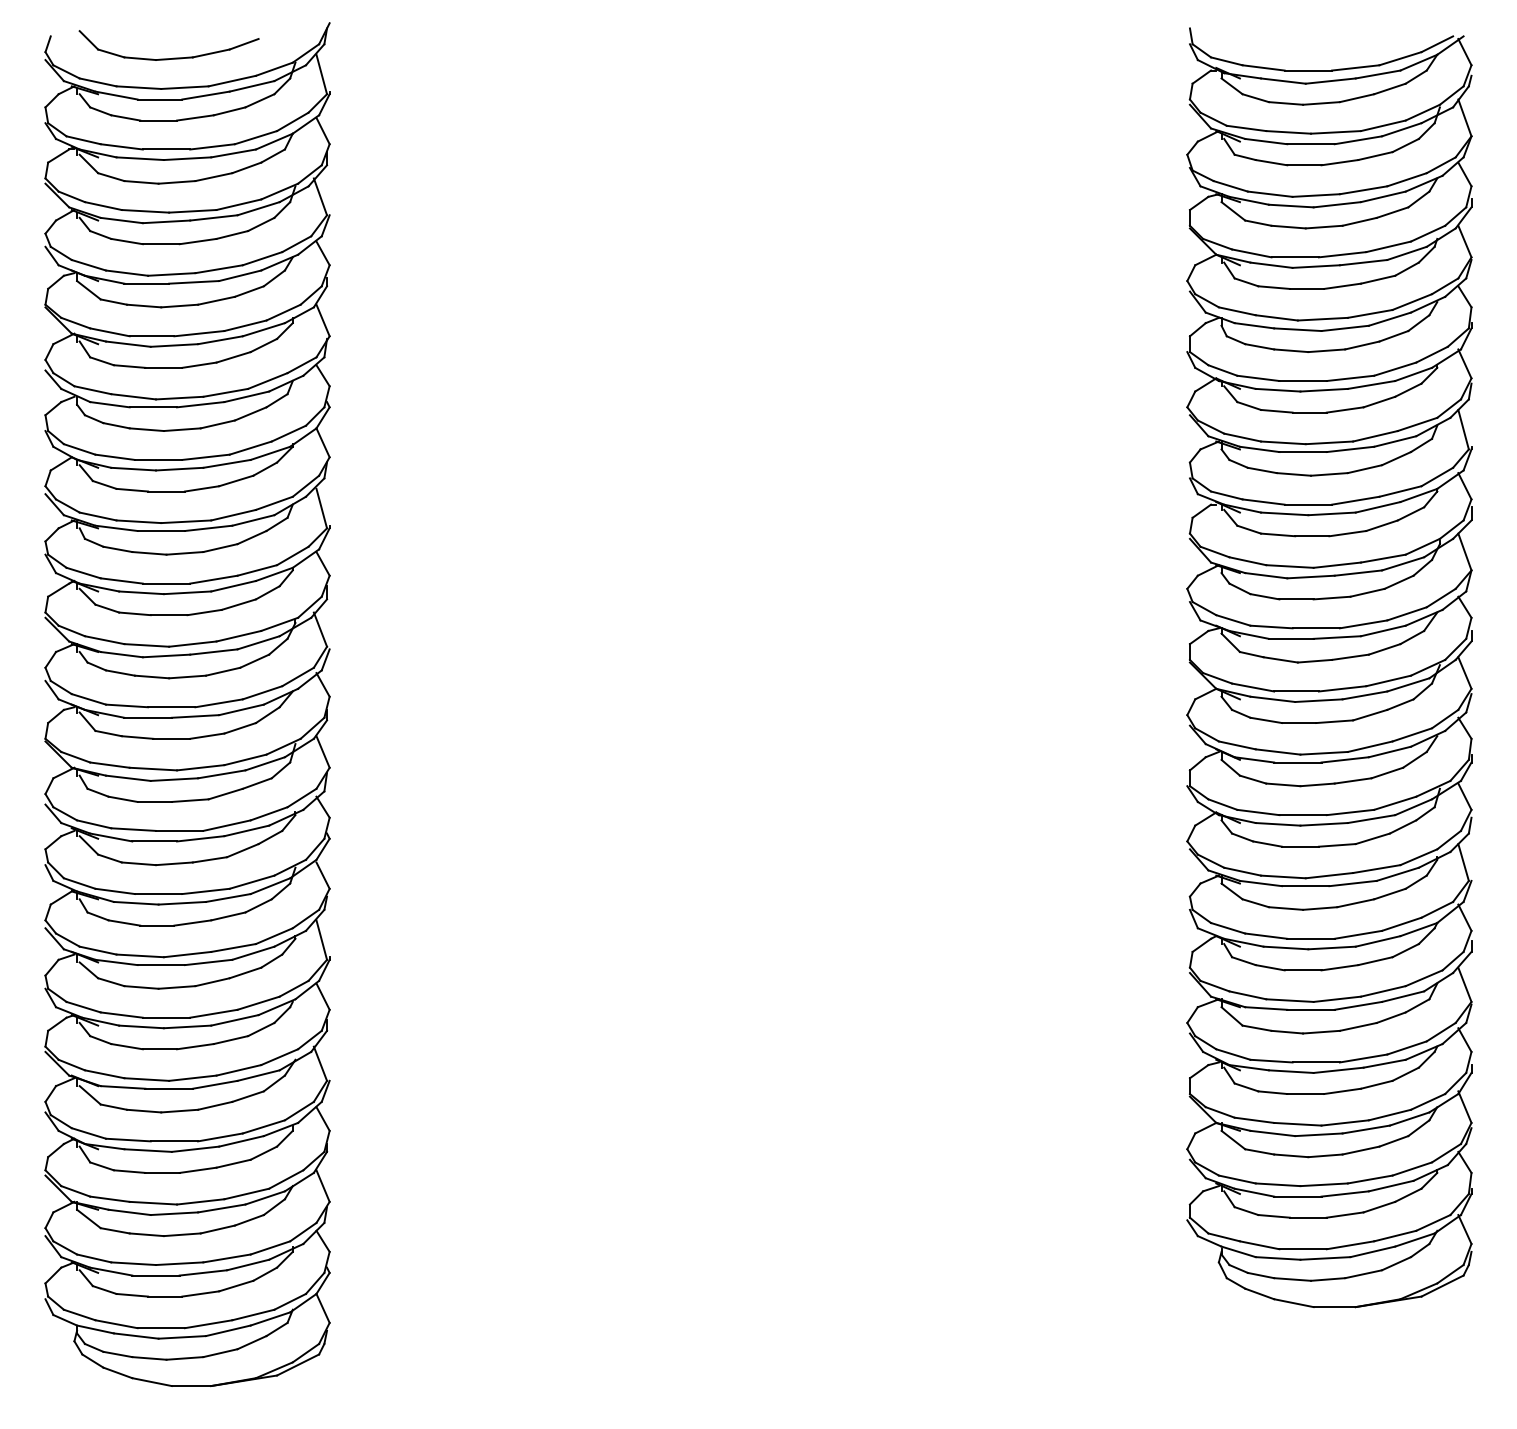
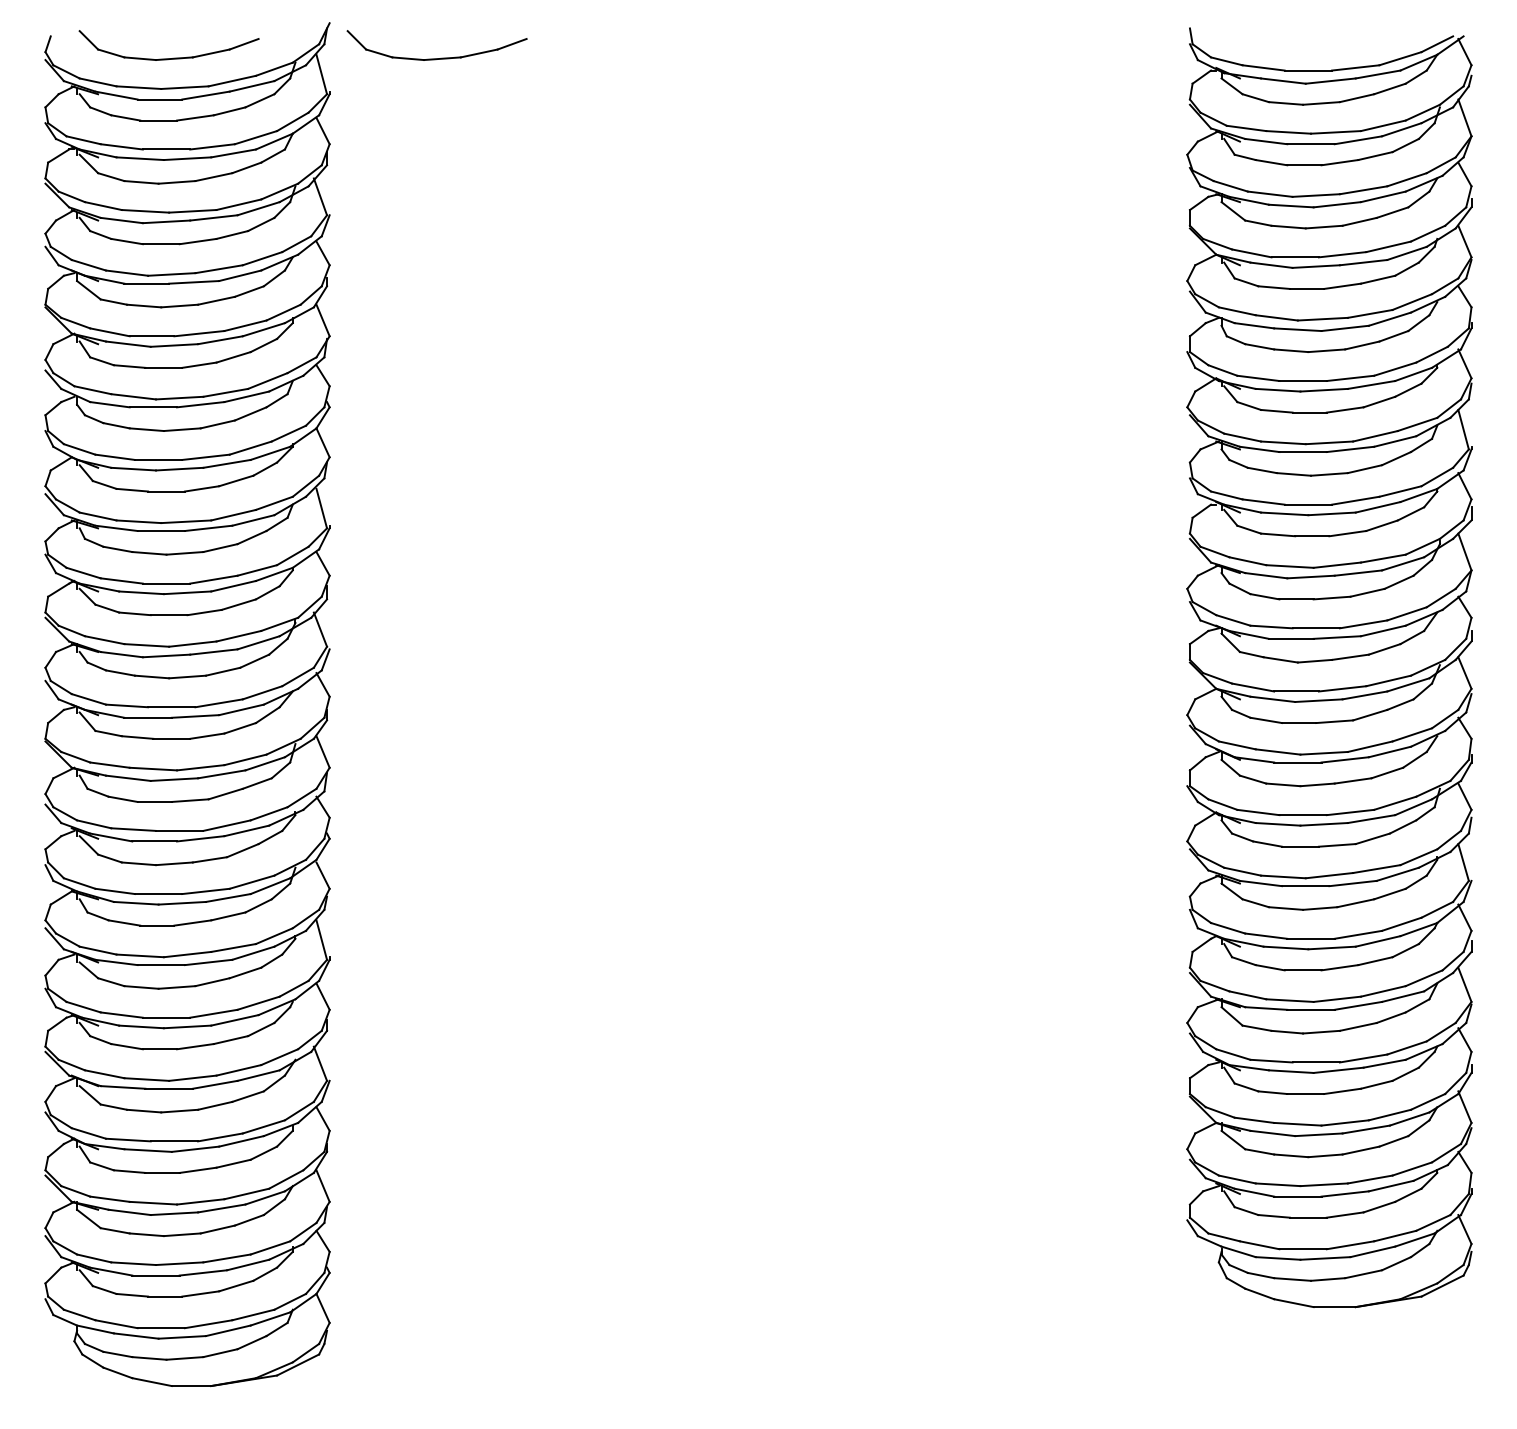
part: none -> present (441, 57)
